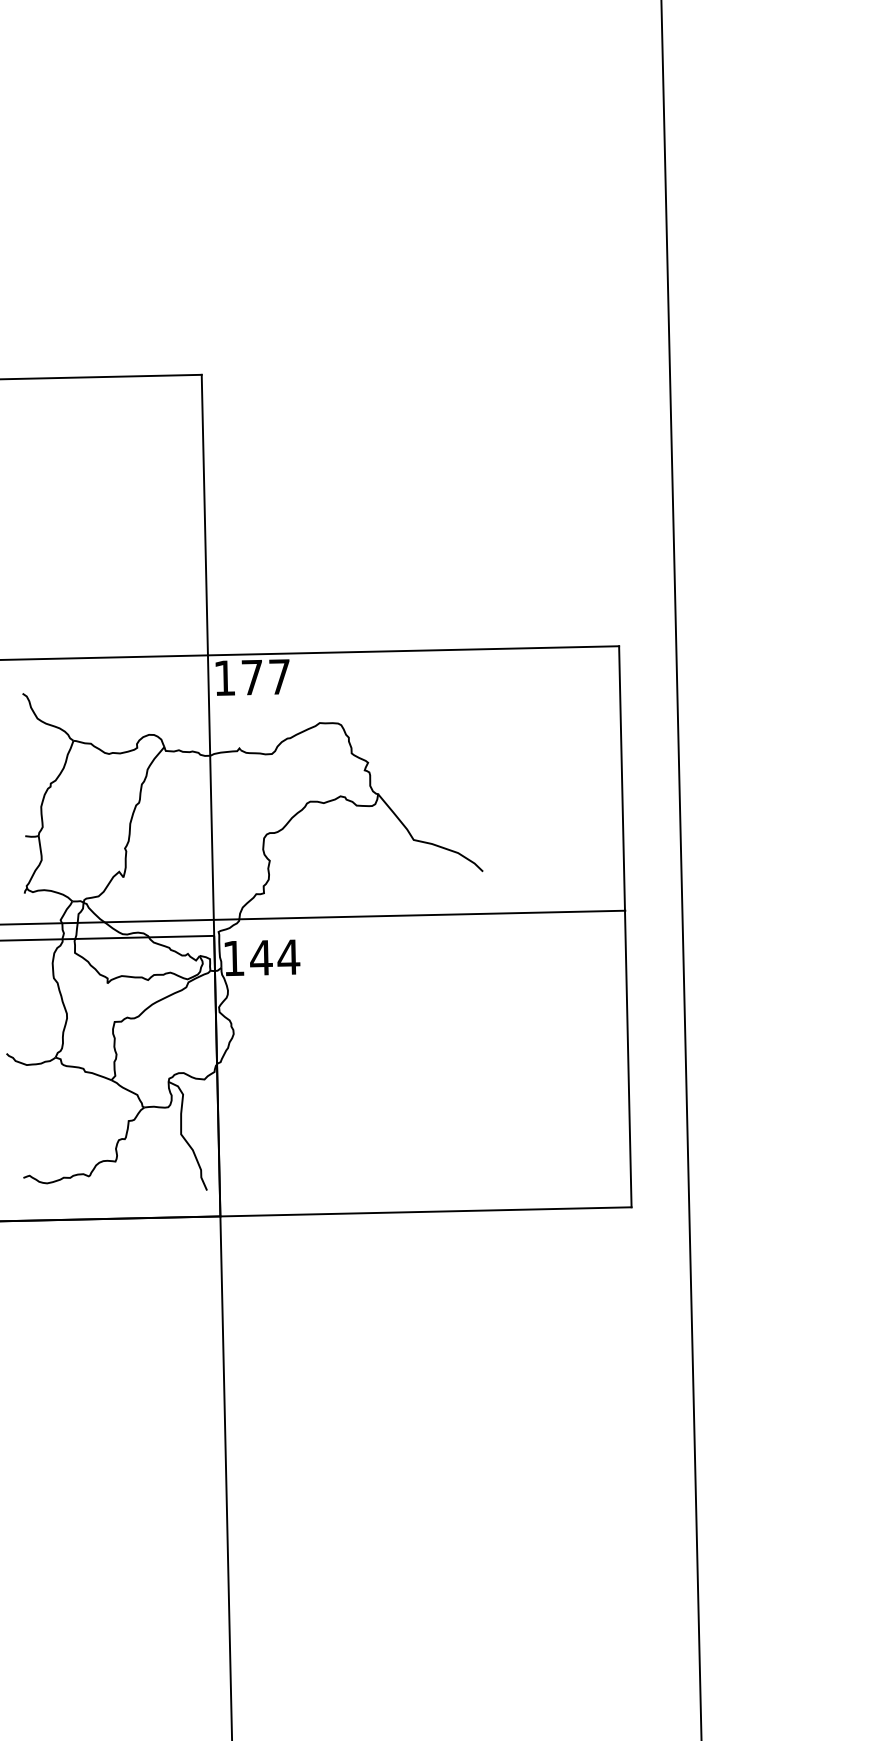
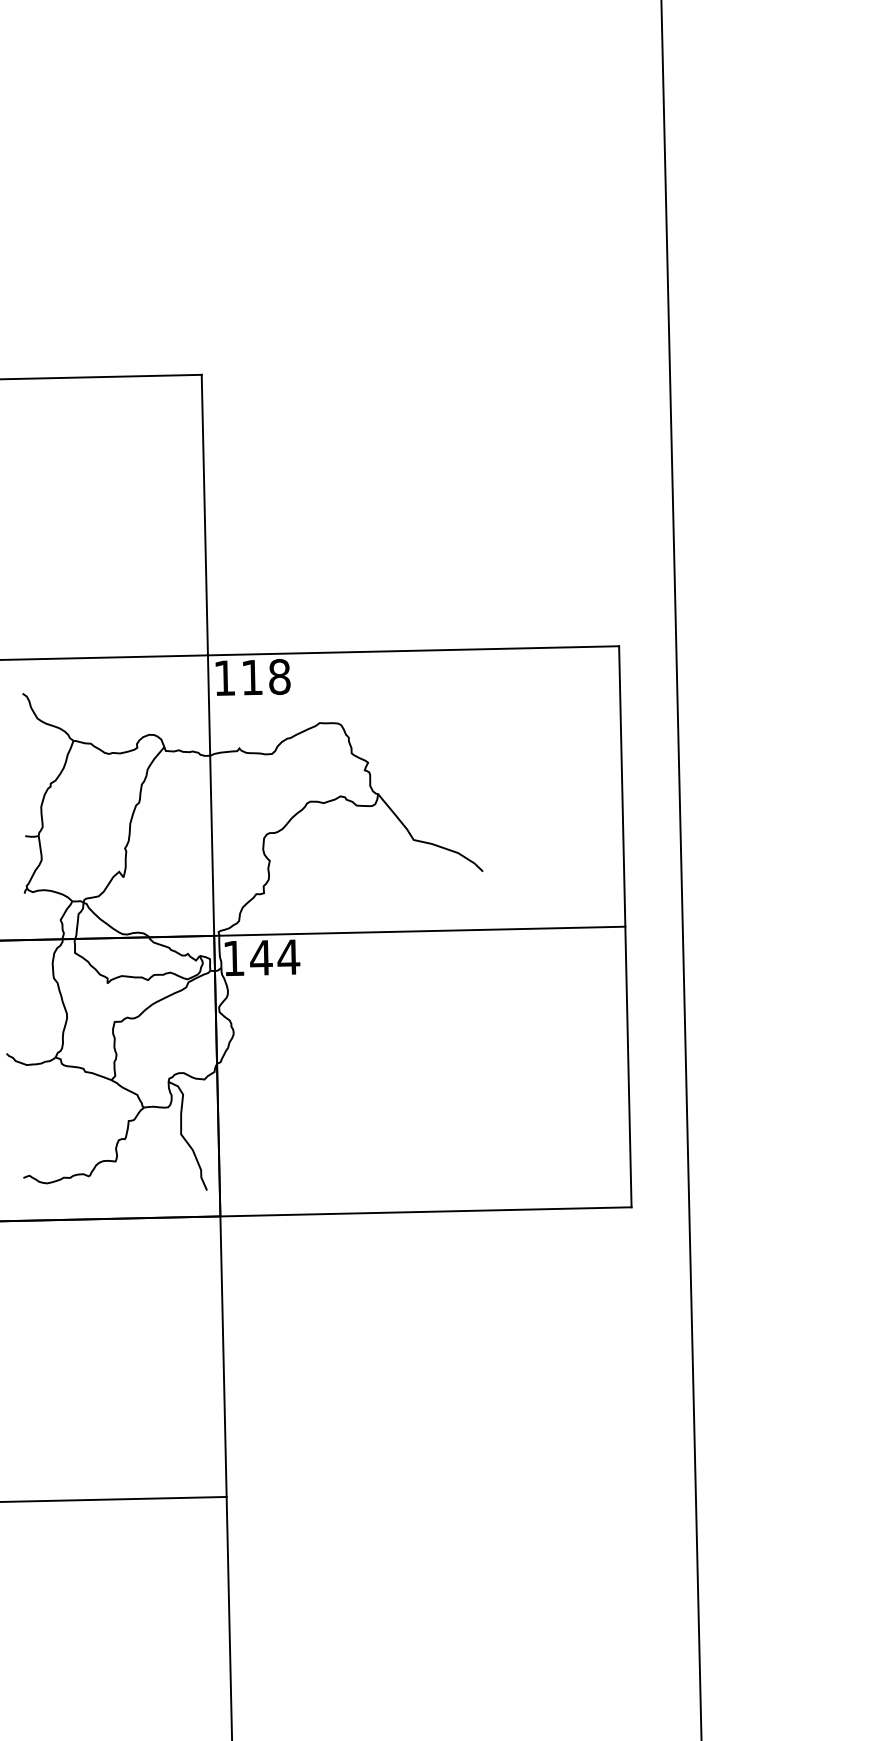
text: 177 -> 118 (265, 676)
line position: (313, 917) -> (313, 933) (313, 933)
line: none -> present (114, 1498)
